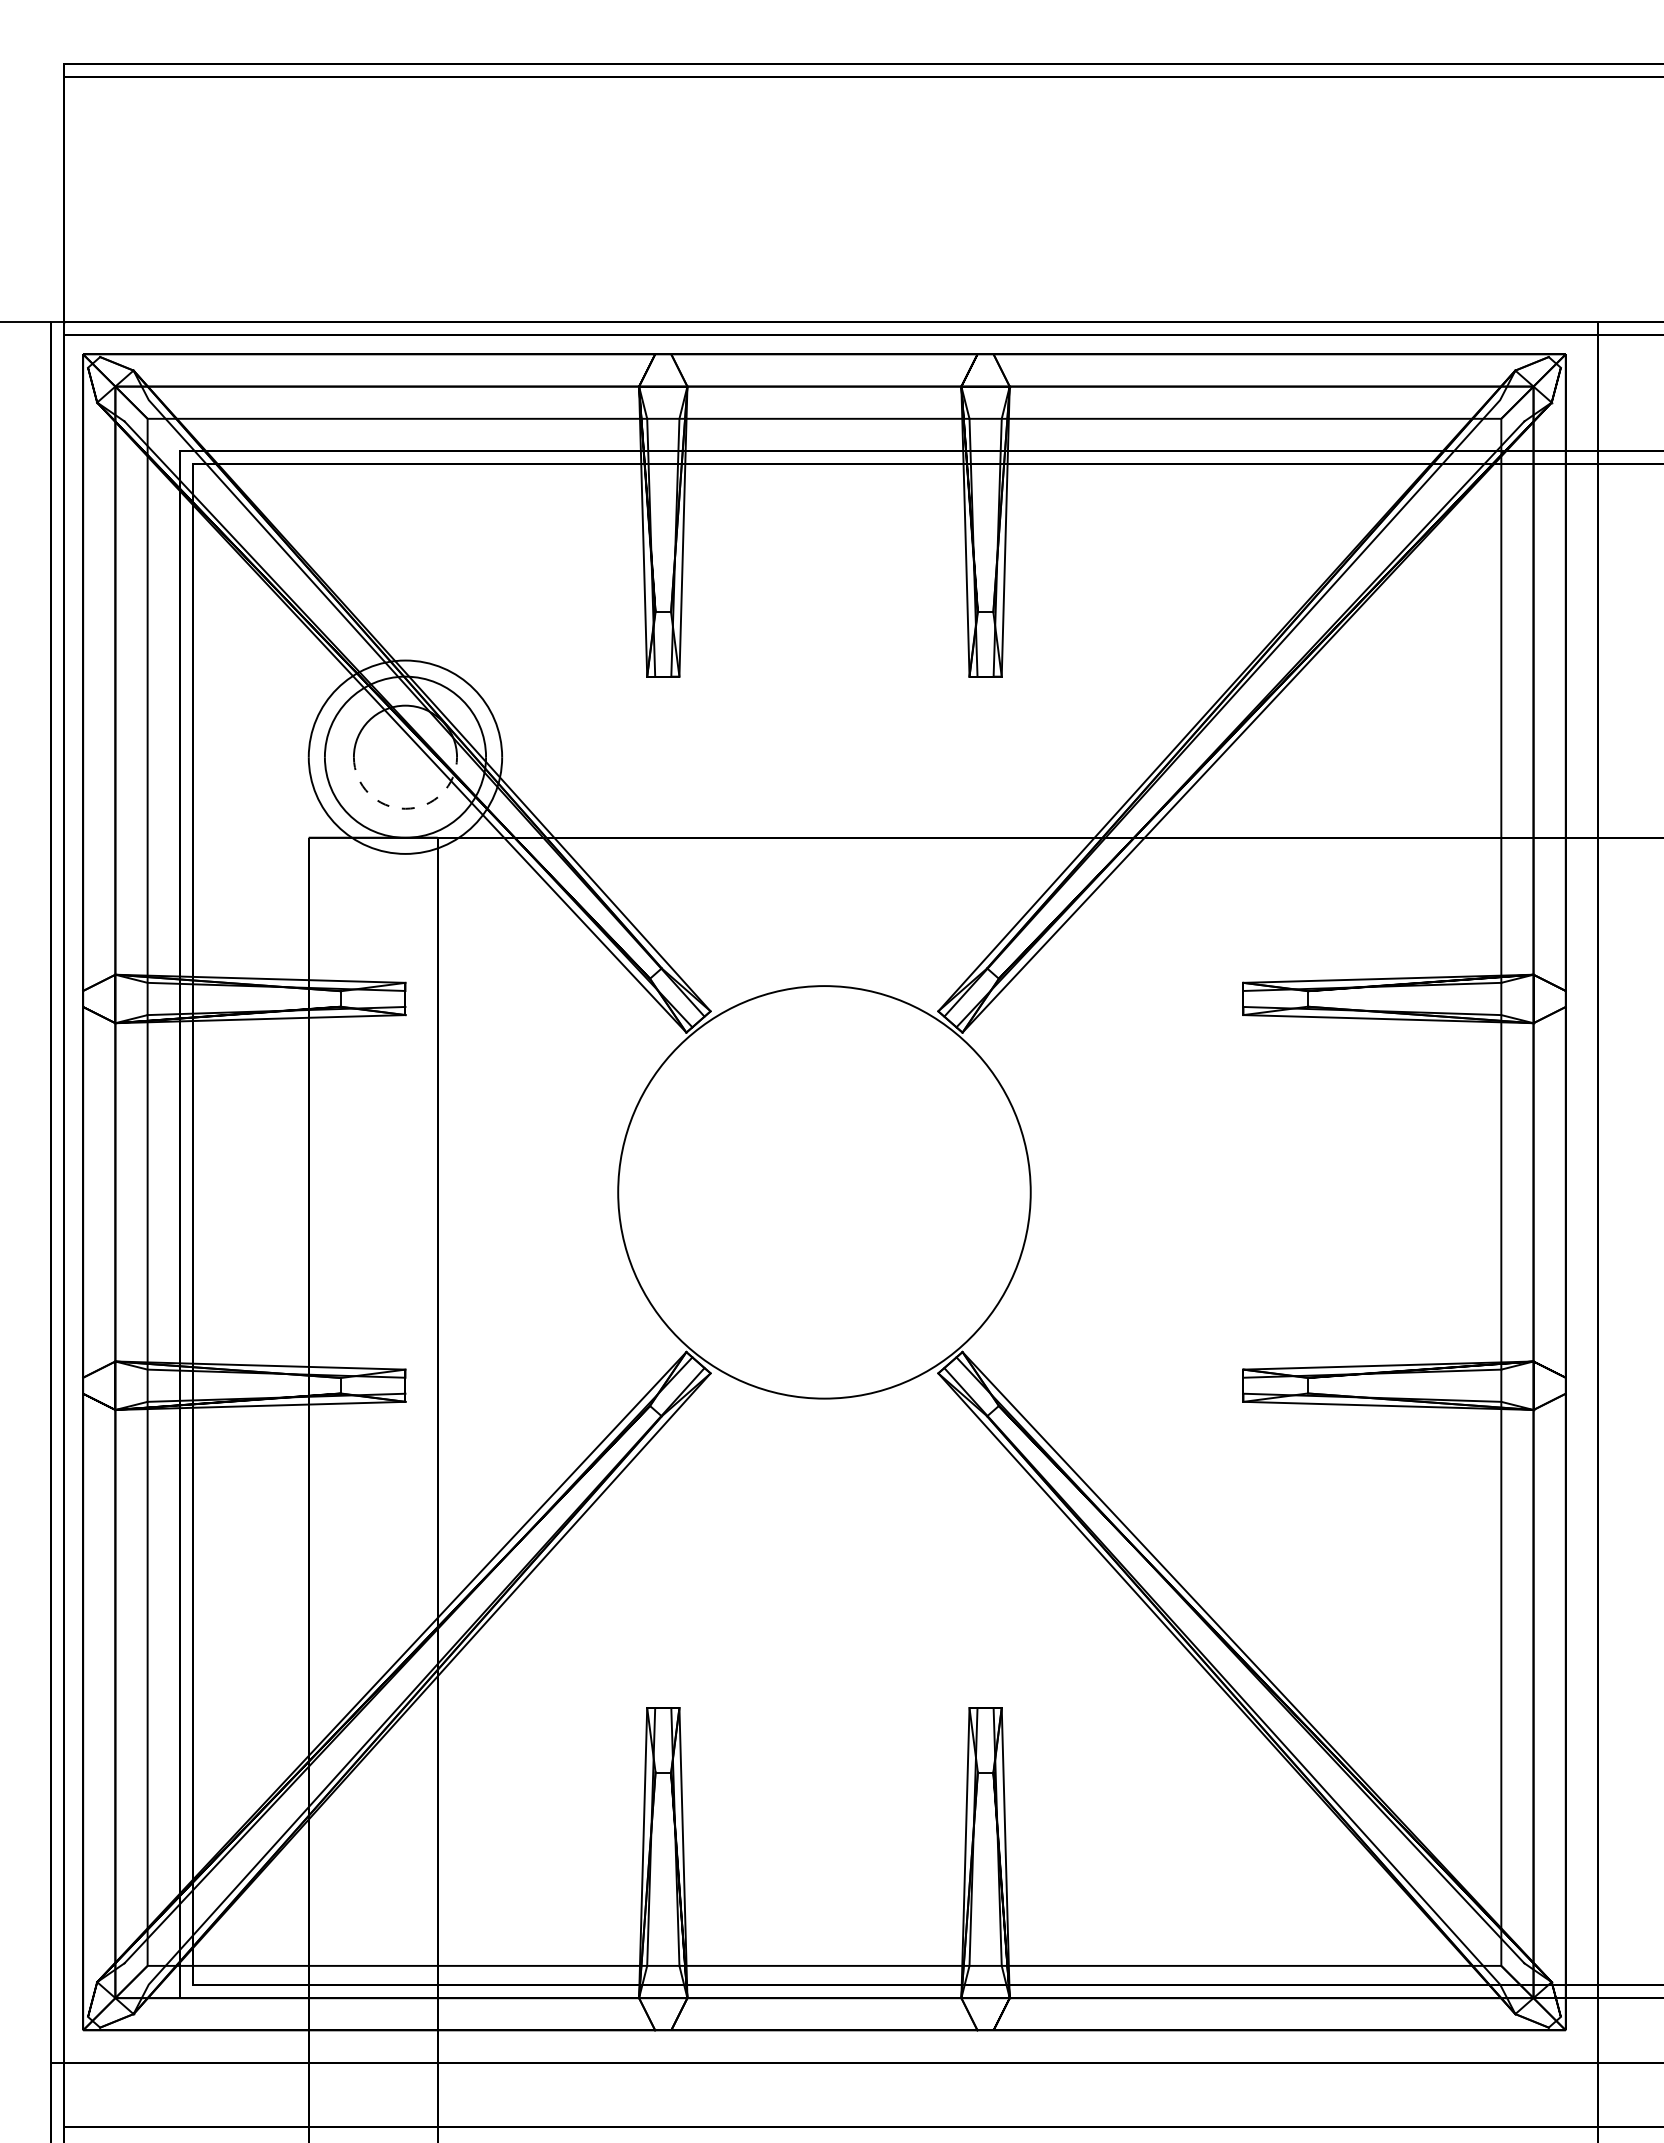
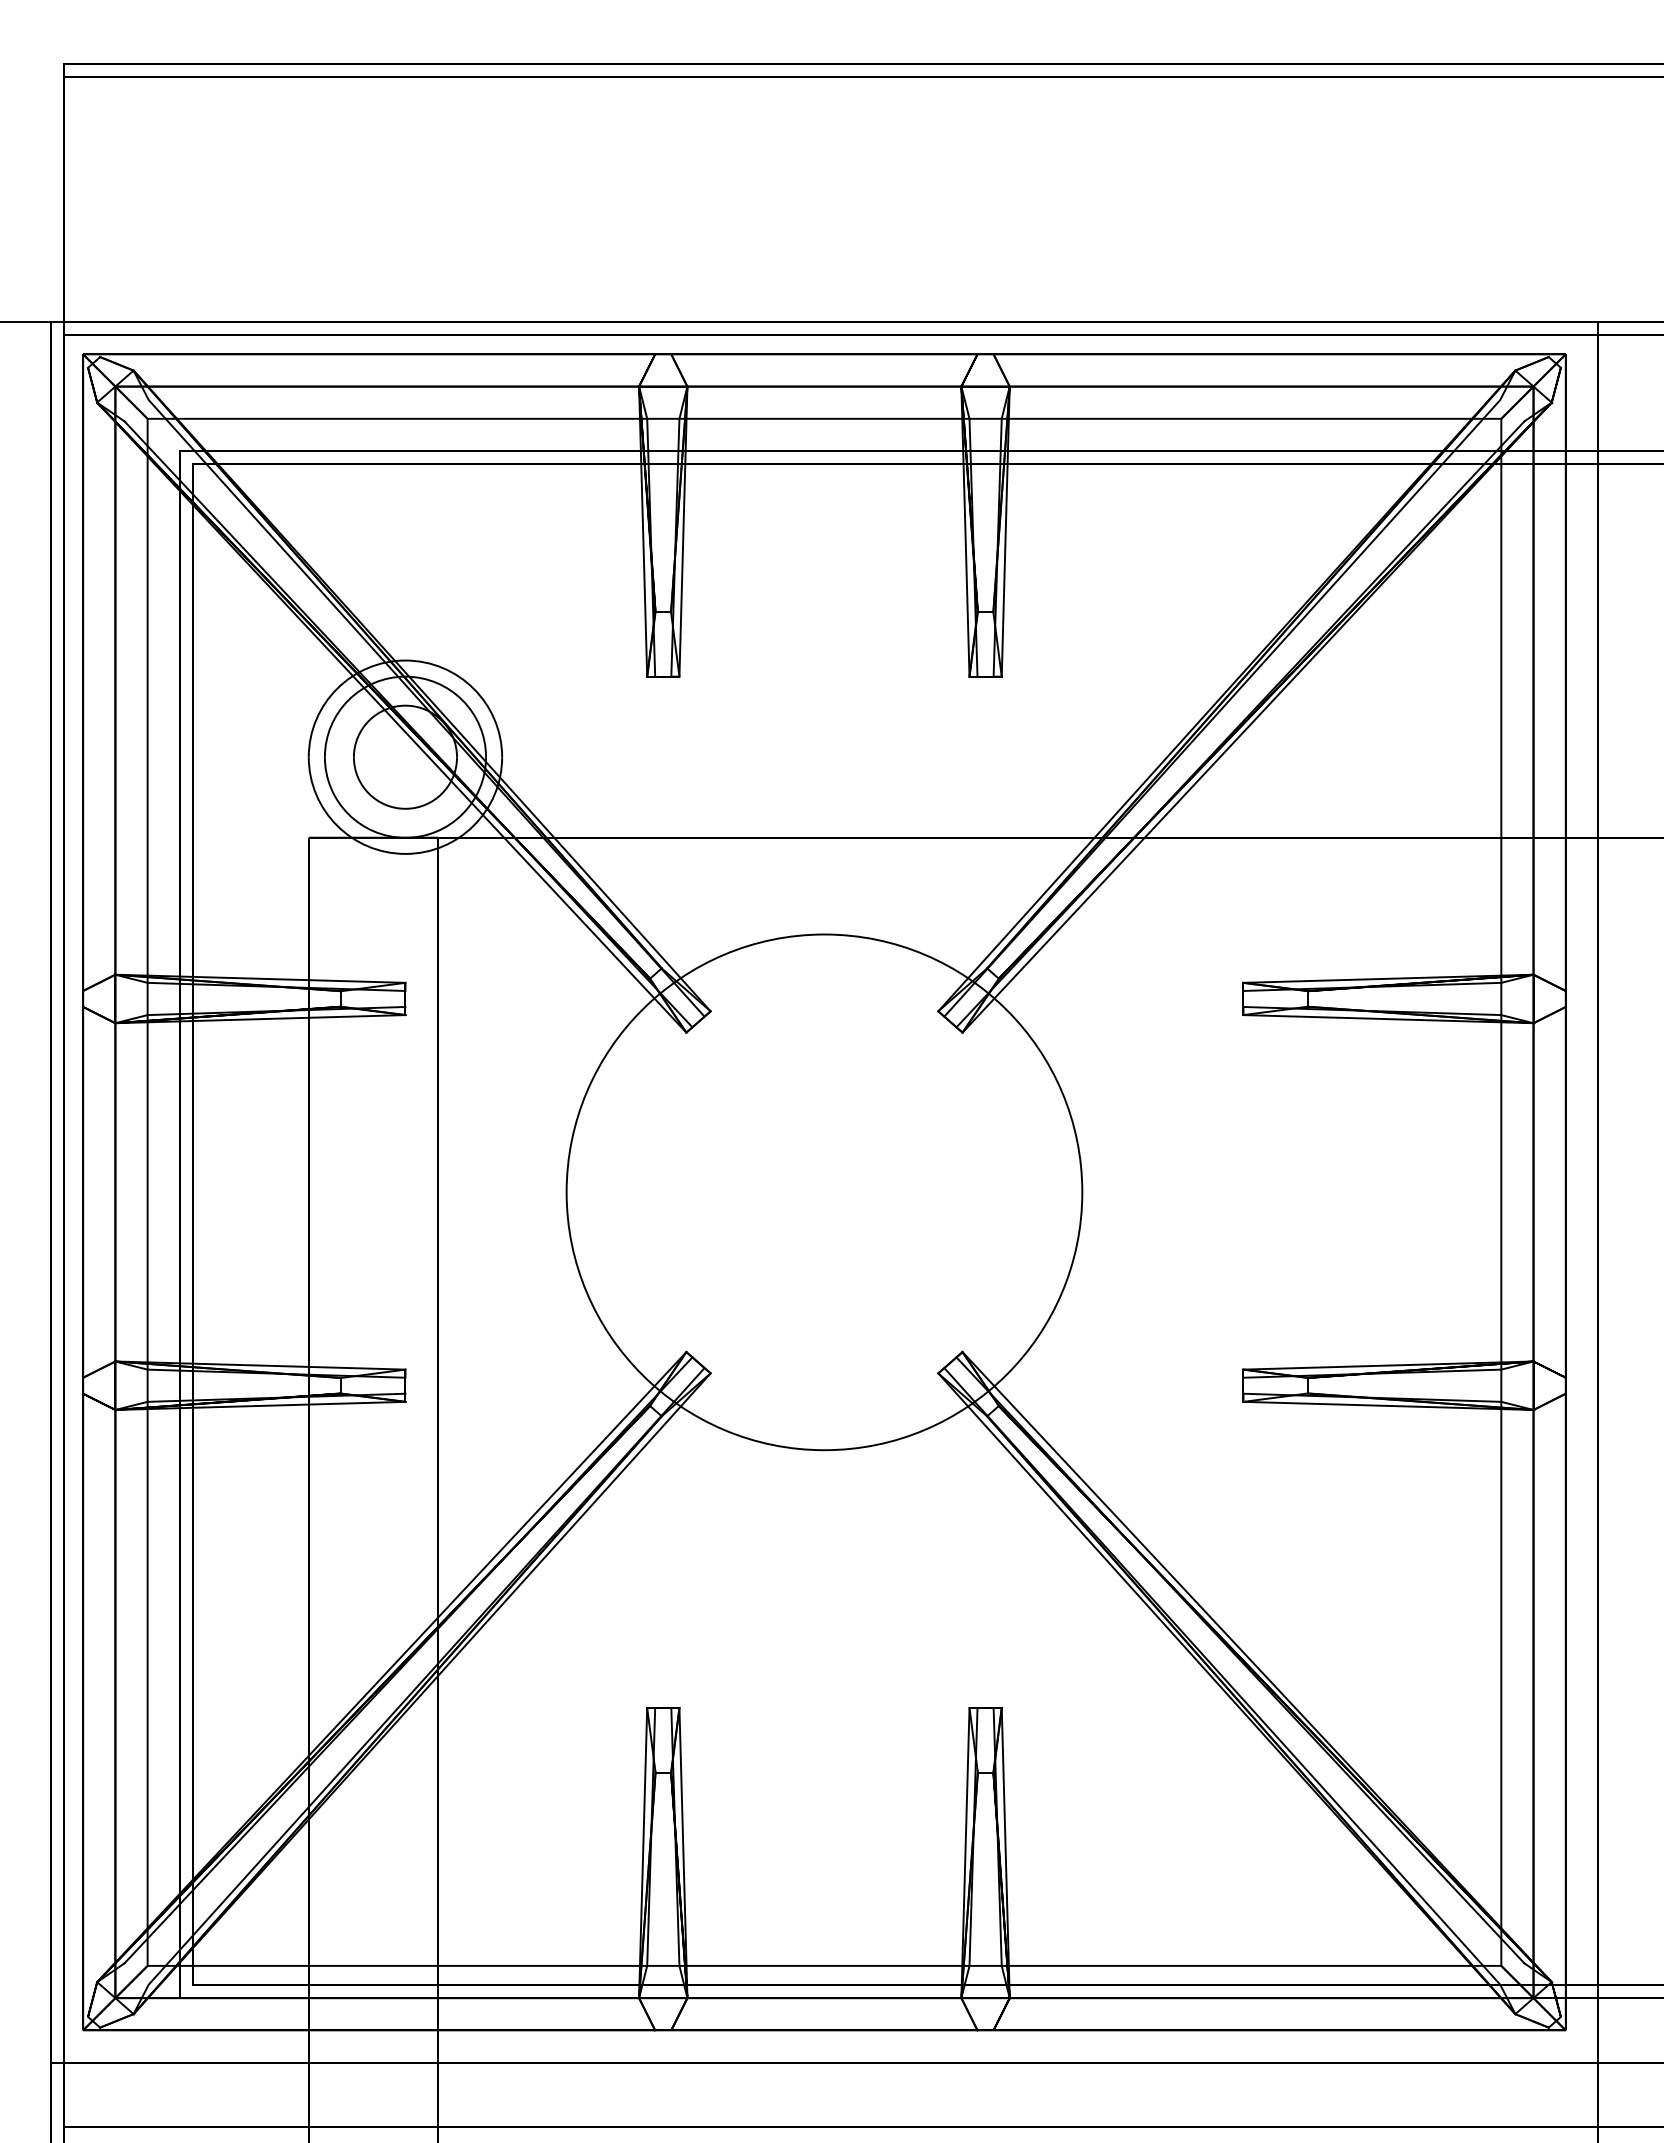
arc: dashed -> solid (405, 808)
circle diameter: 413 px -> 516 px (824, 1192)
